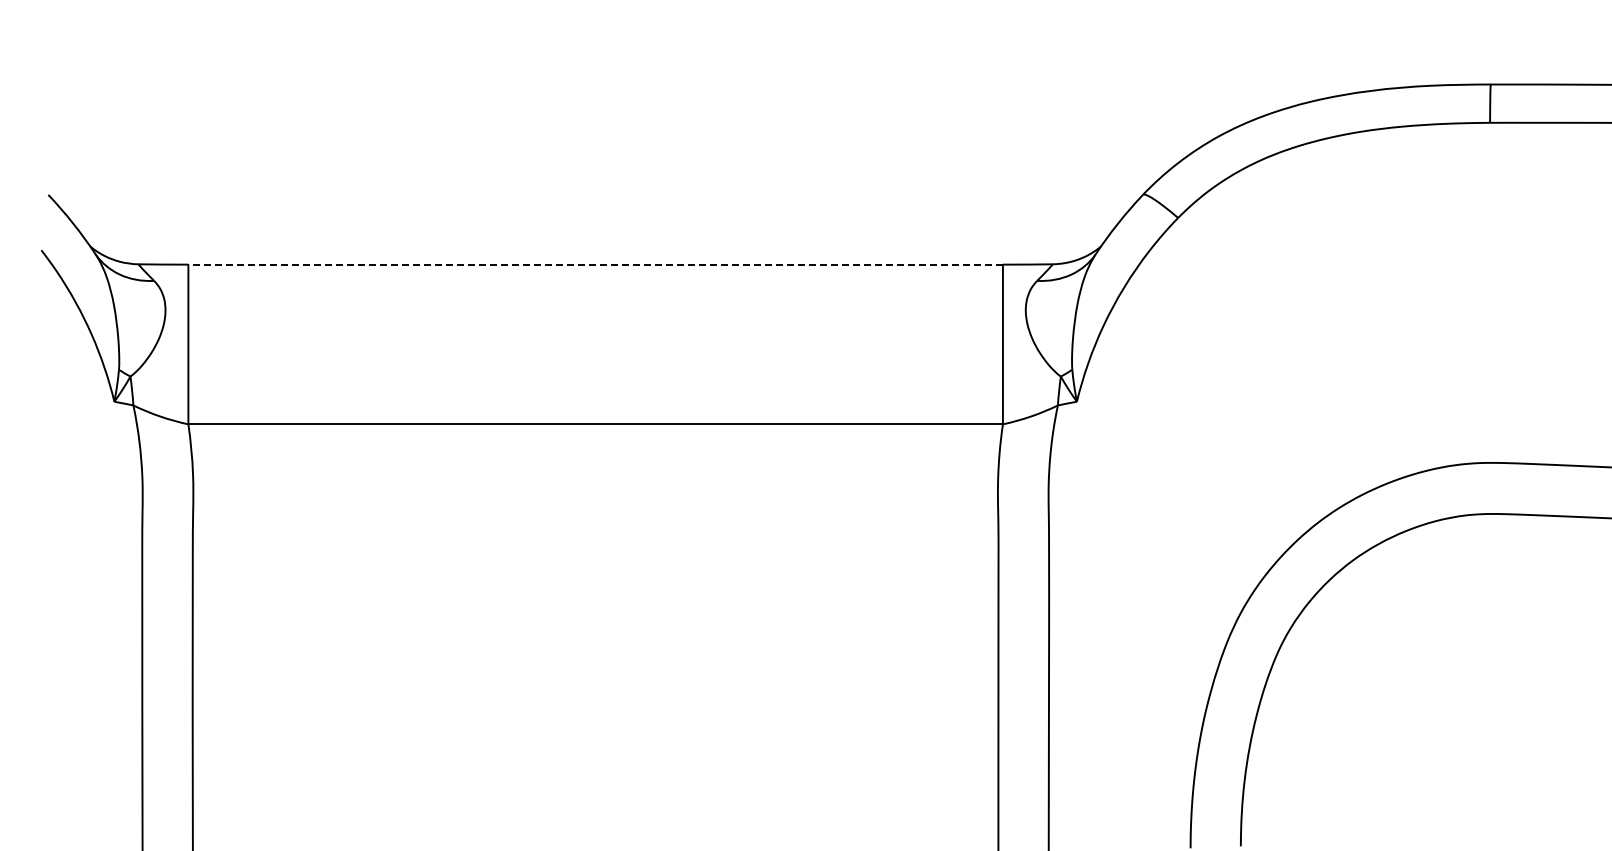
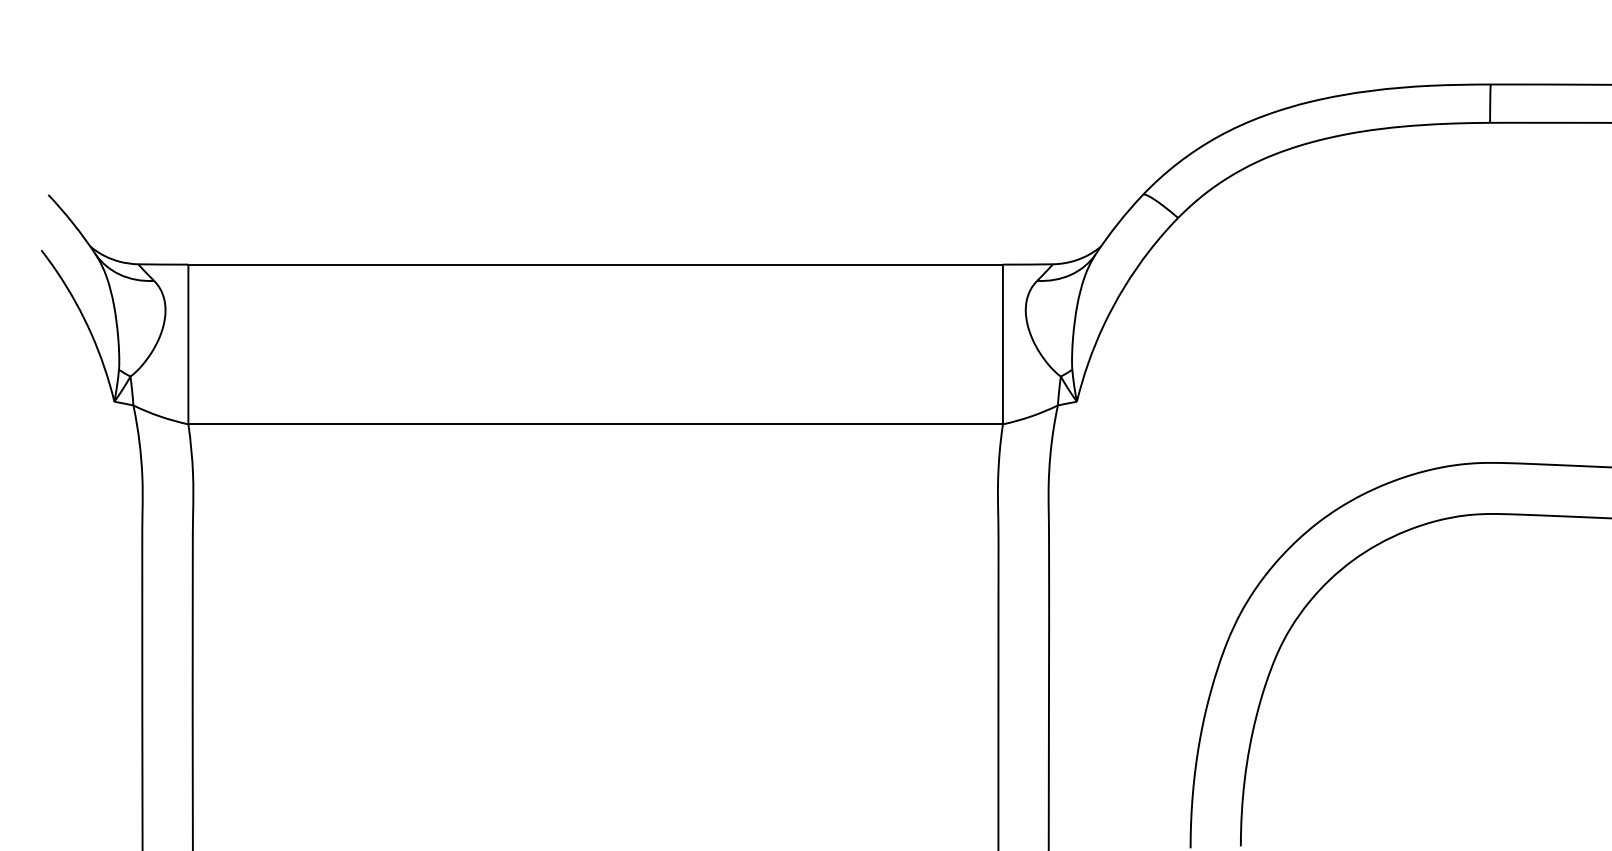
line: dashed -> solid (595, 264)
